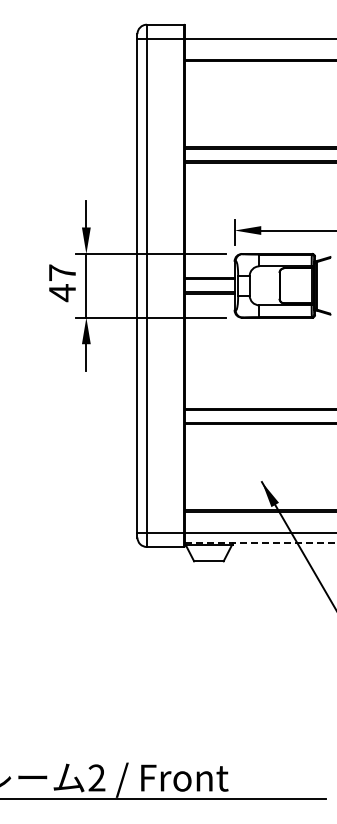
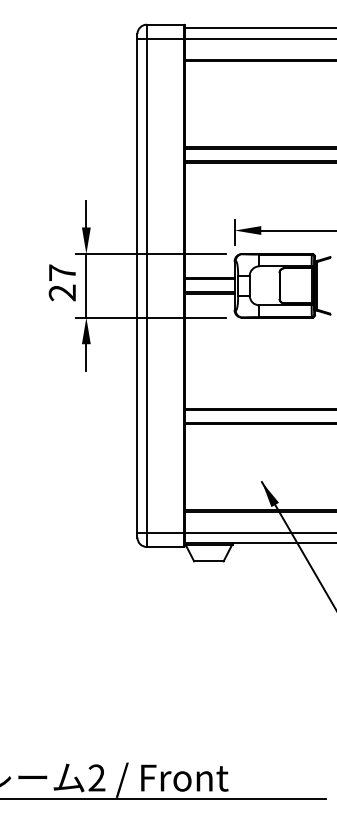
line: none -> present (258, 28)
text: 47 -> 27 (61, 293)
line: dashed -> solid (260, 543)
